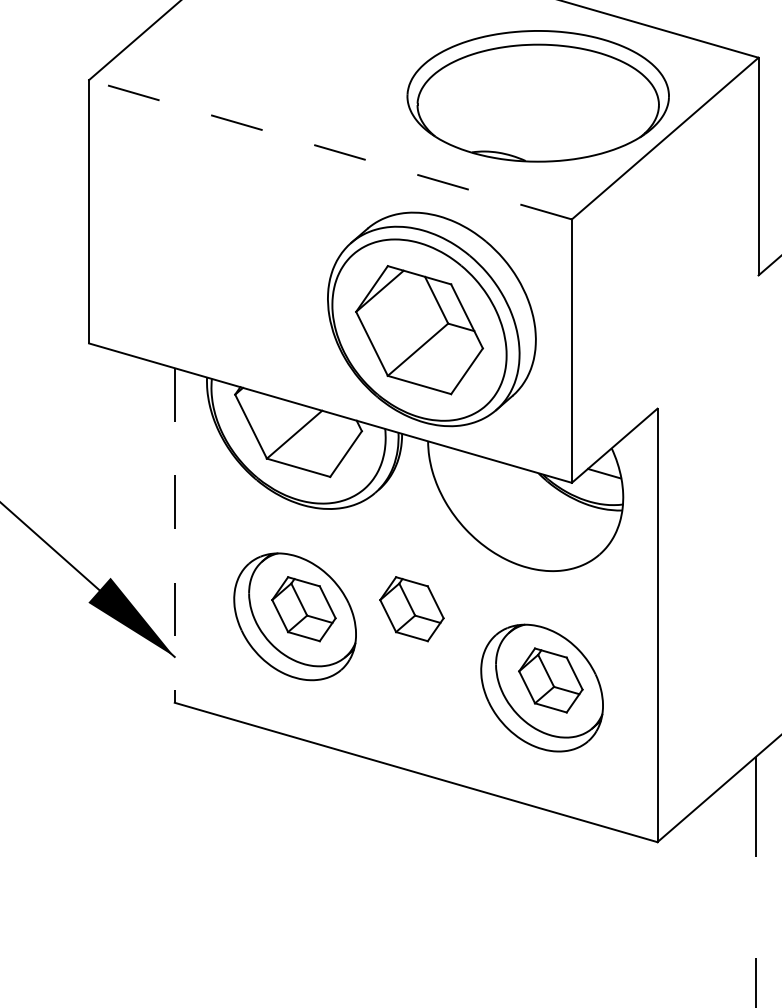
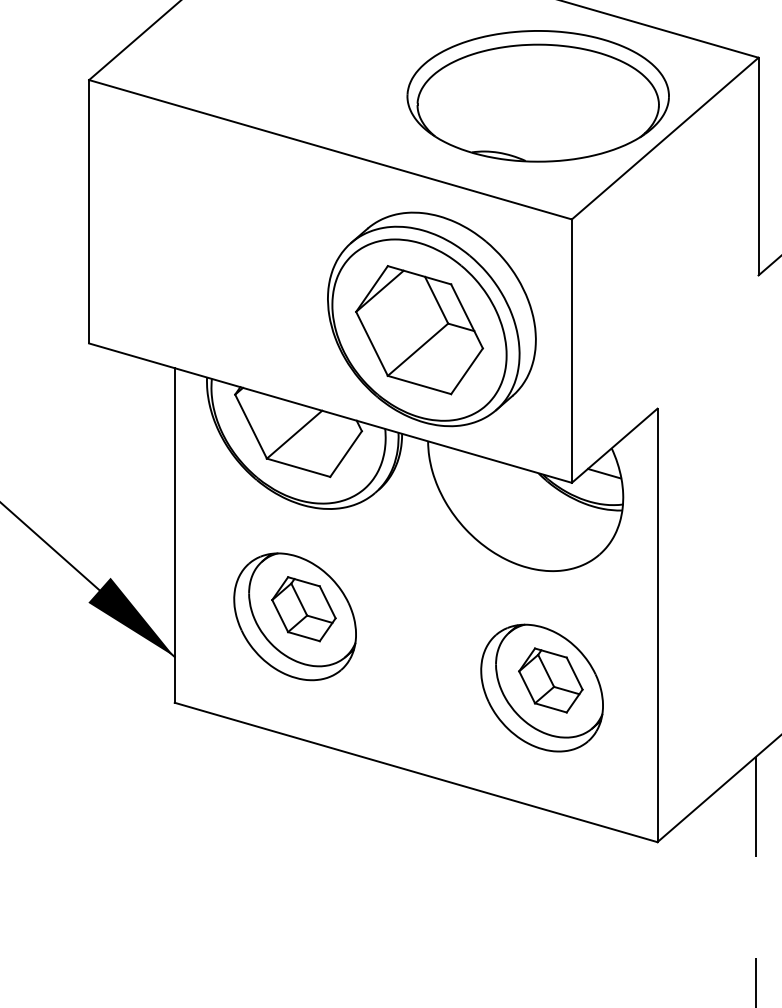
line: dashed -> solid (330, 149)
line: dashed -> solid (174, 536)
part: present -> none (411, 609)
